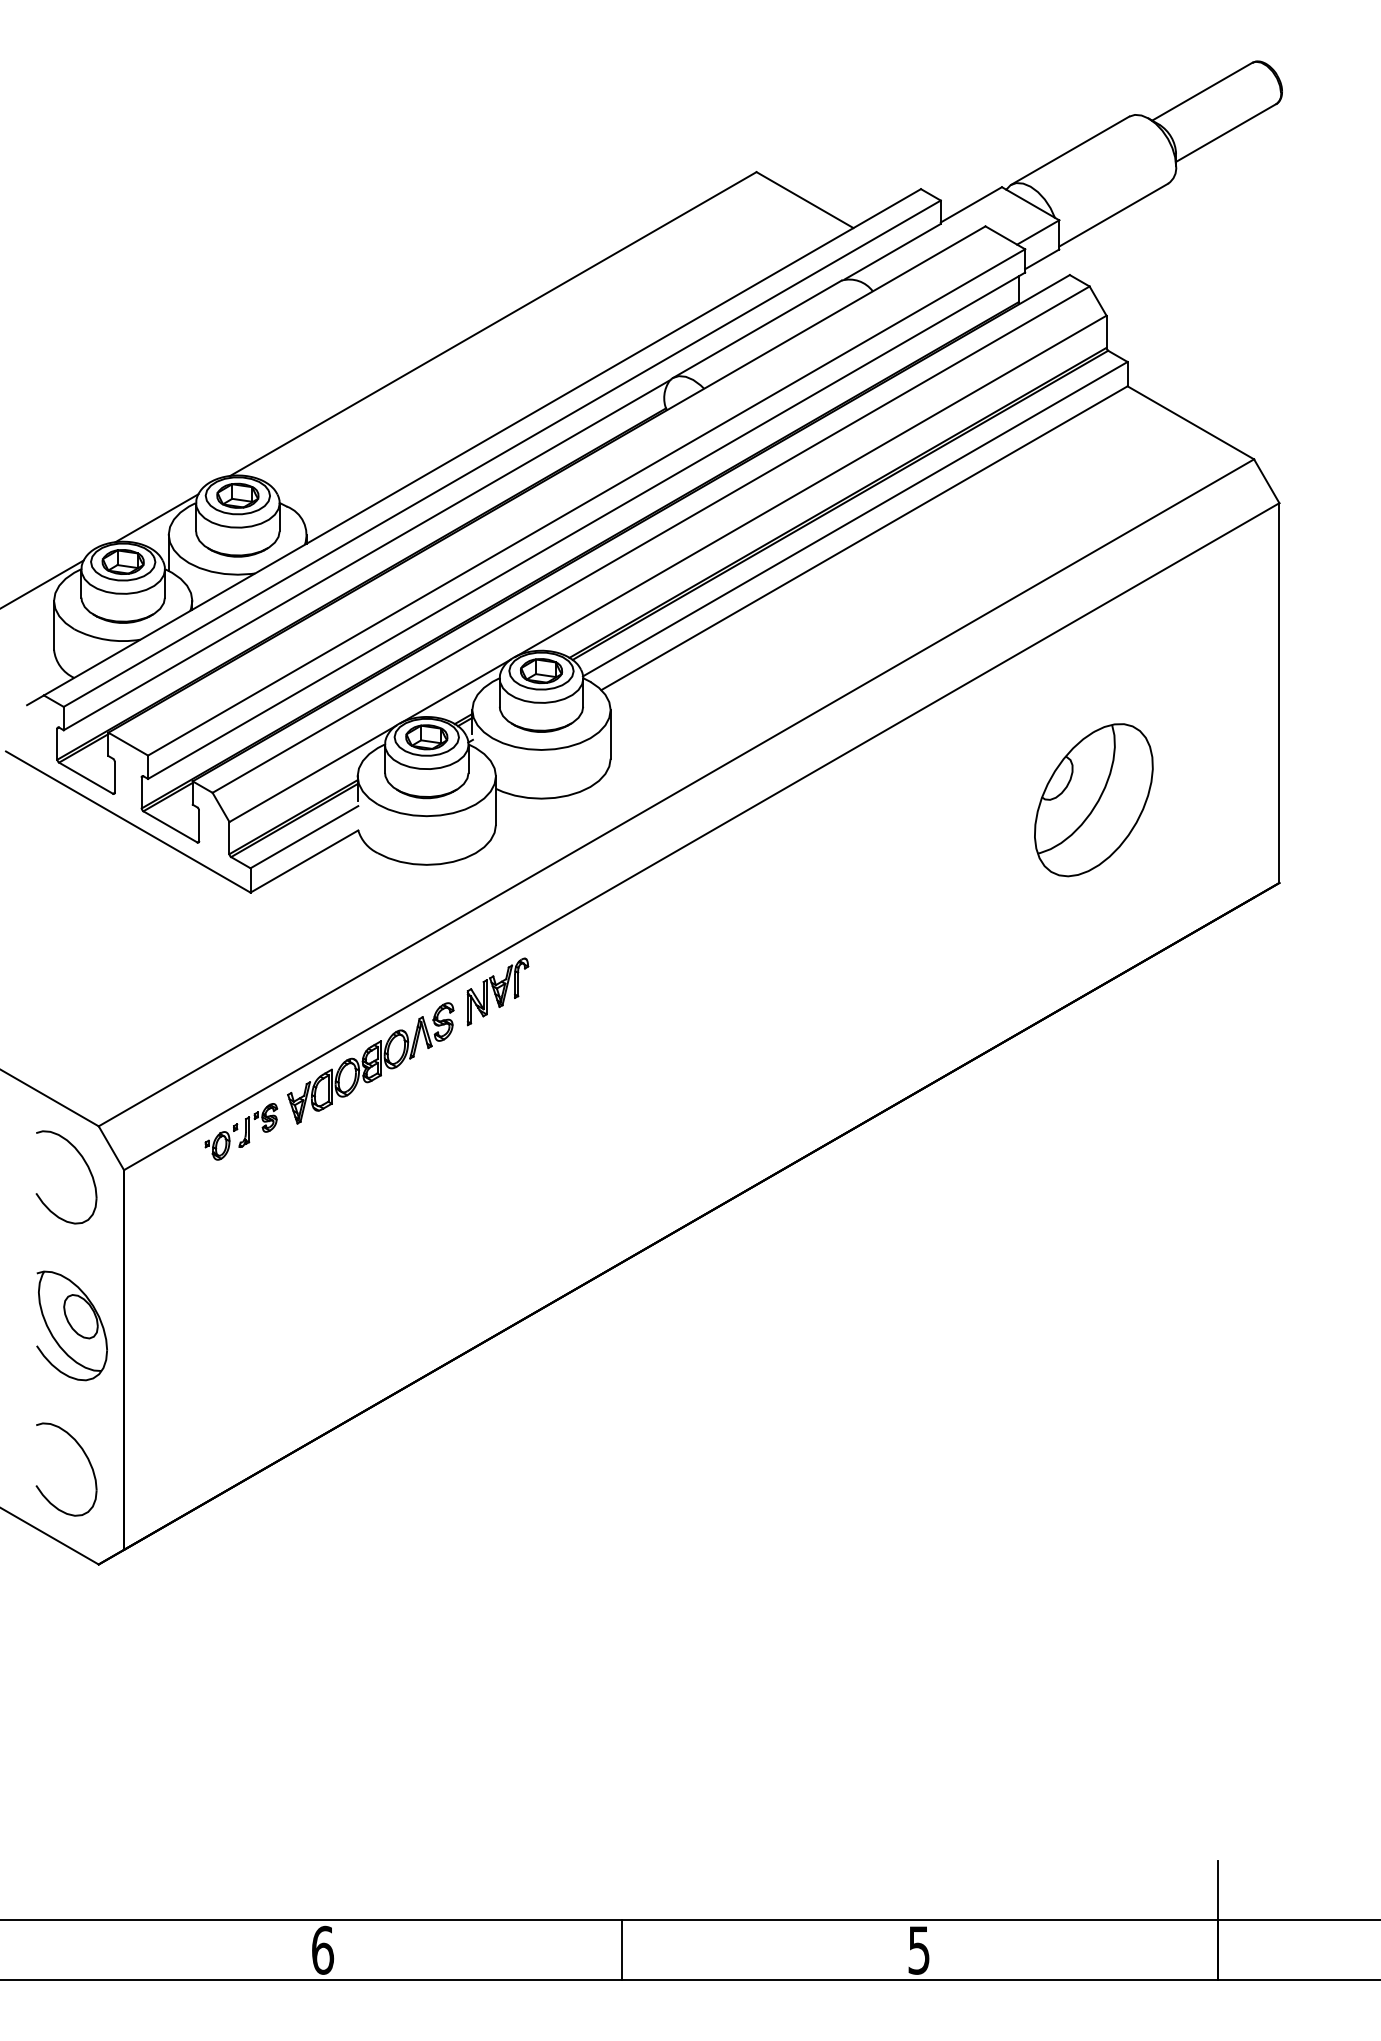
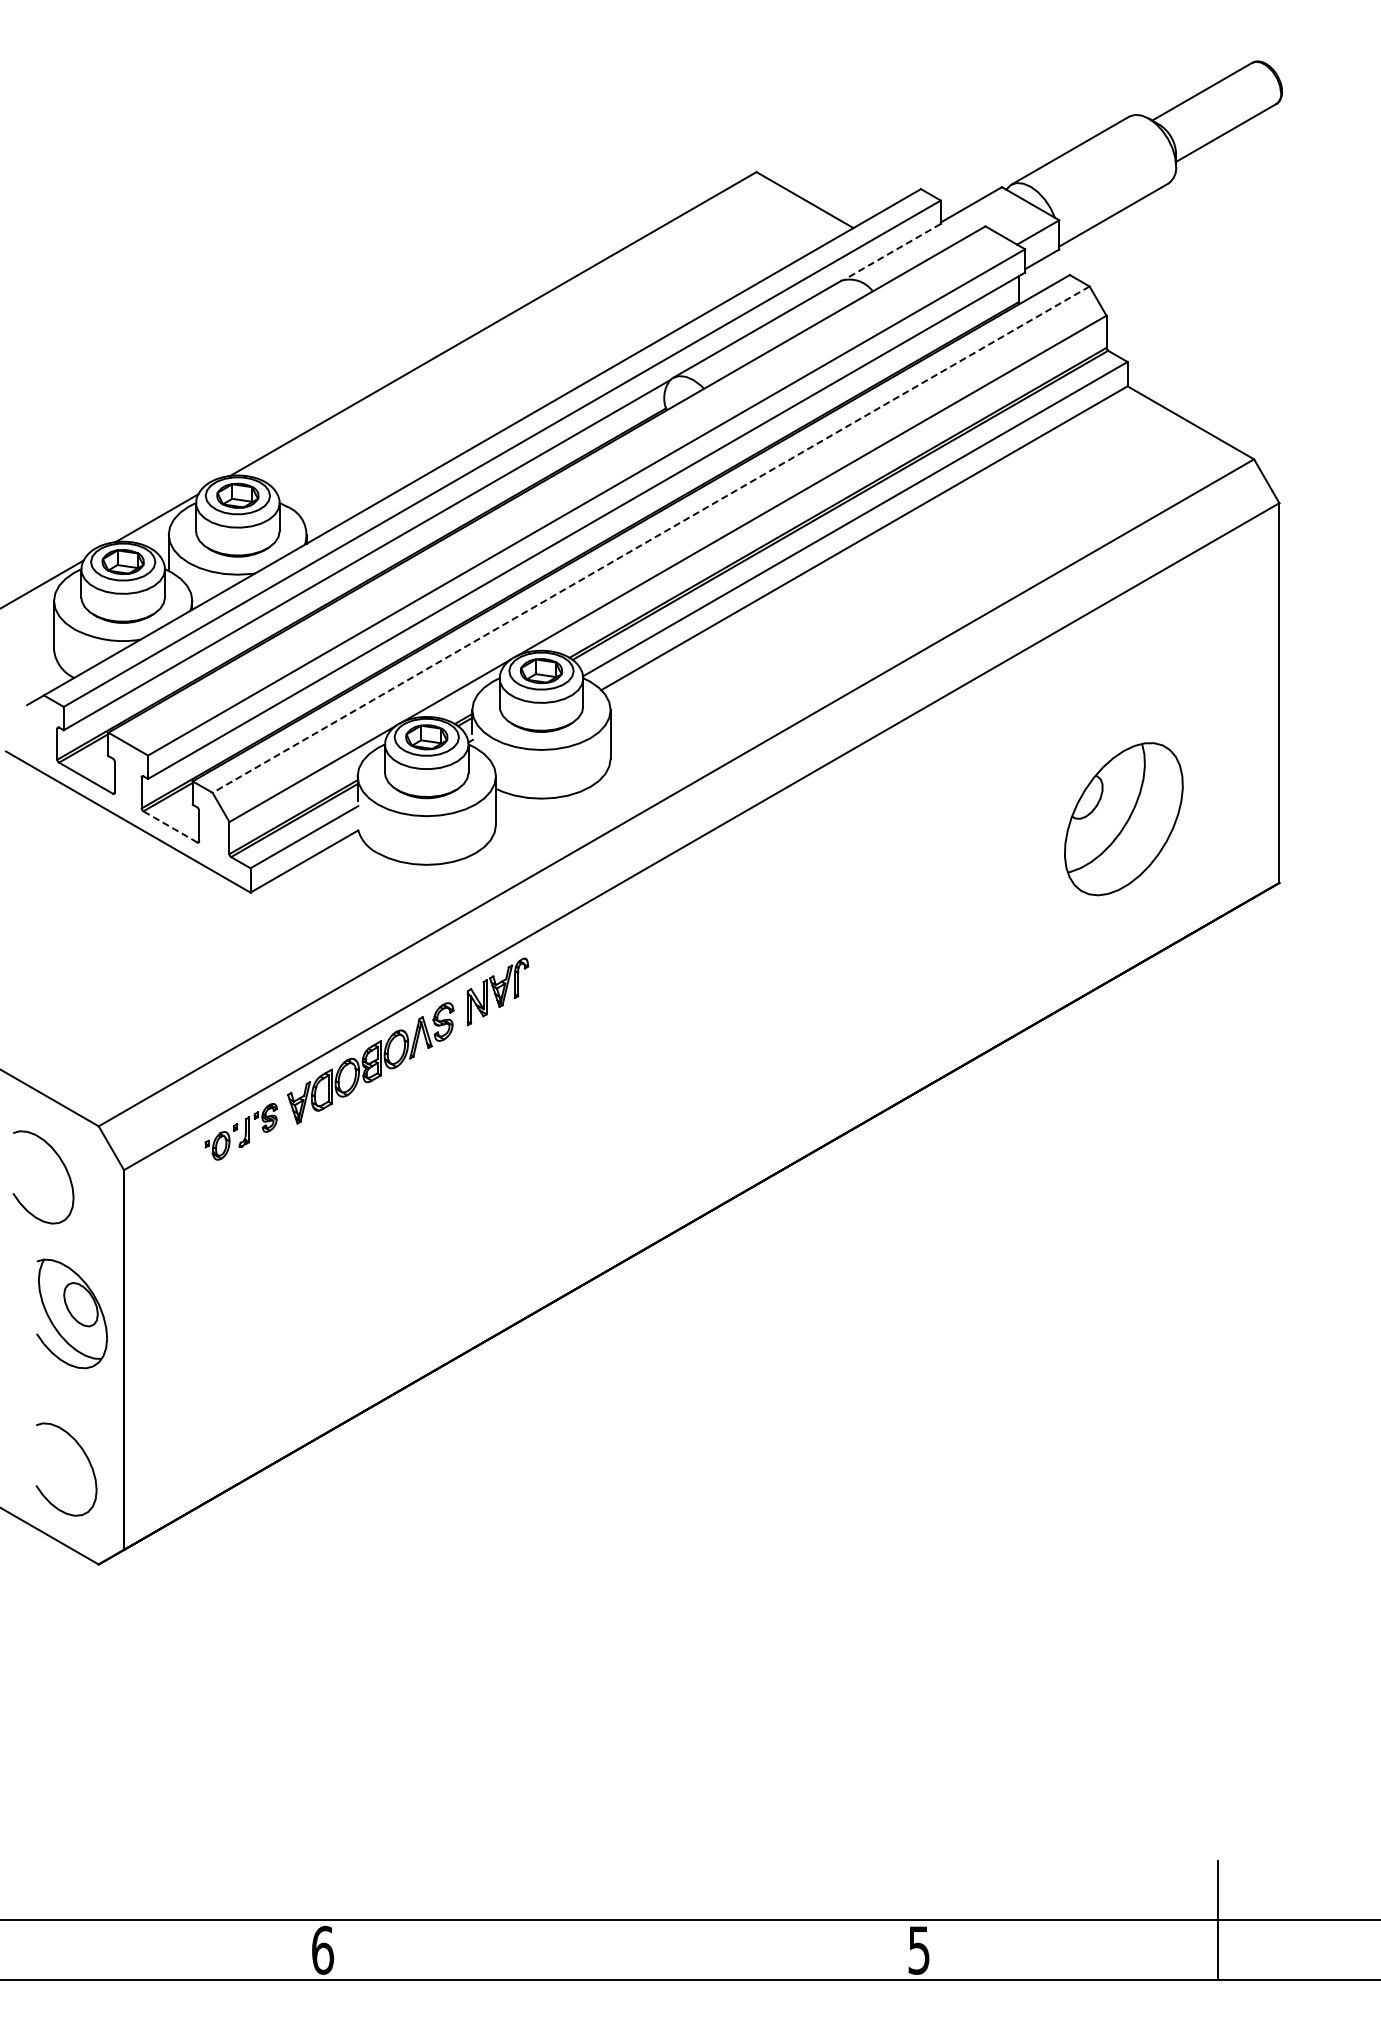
line: solid -> dashed (892, 251)
line: solid -> dashed (650, 539)
part position: (1093, 800) -> (1123, 819) (1123, 819)
line: solid -> dashed (170, 826)
part position: (85, 1164) -> (62, 1164) (62, 1164)
part position: (71, 1325) -> (71, 1313) (71, 1313)
line: present -> none (621, 1949)
